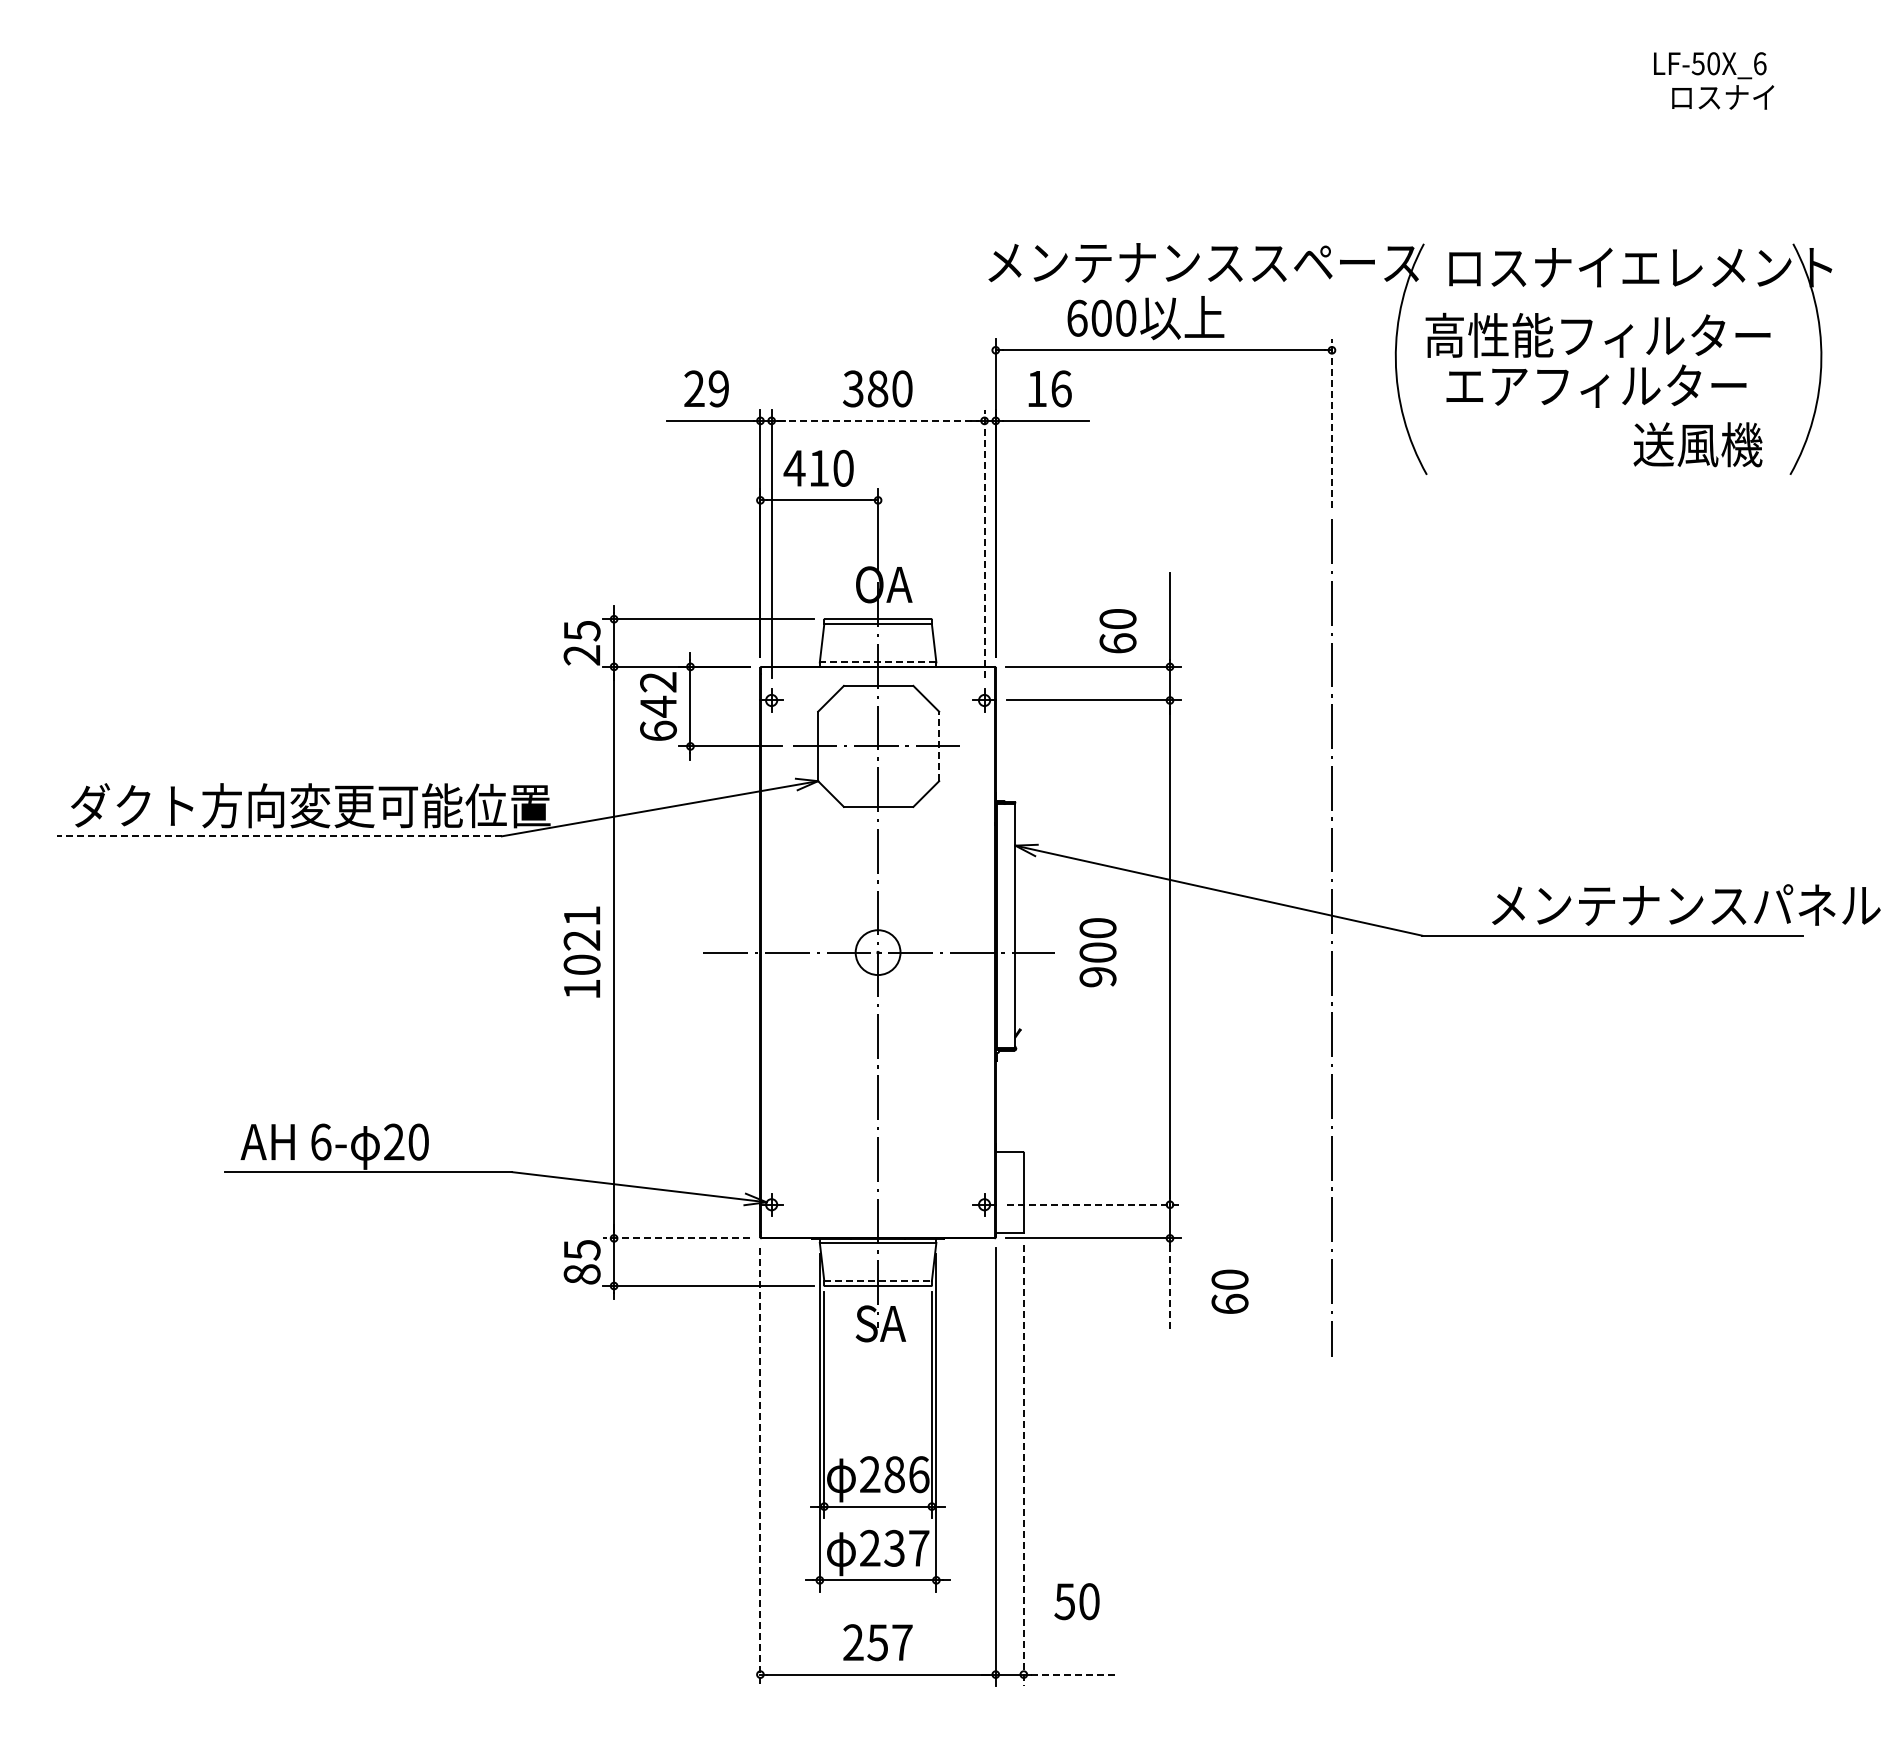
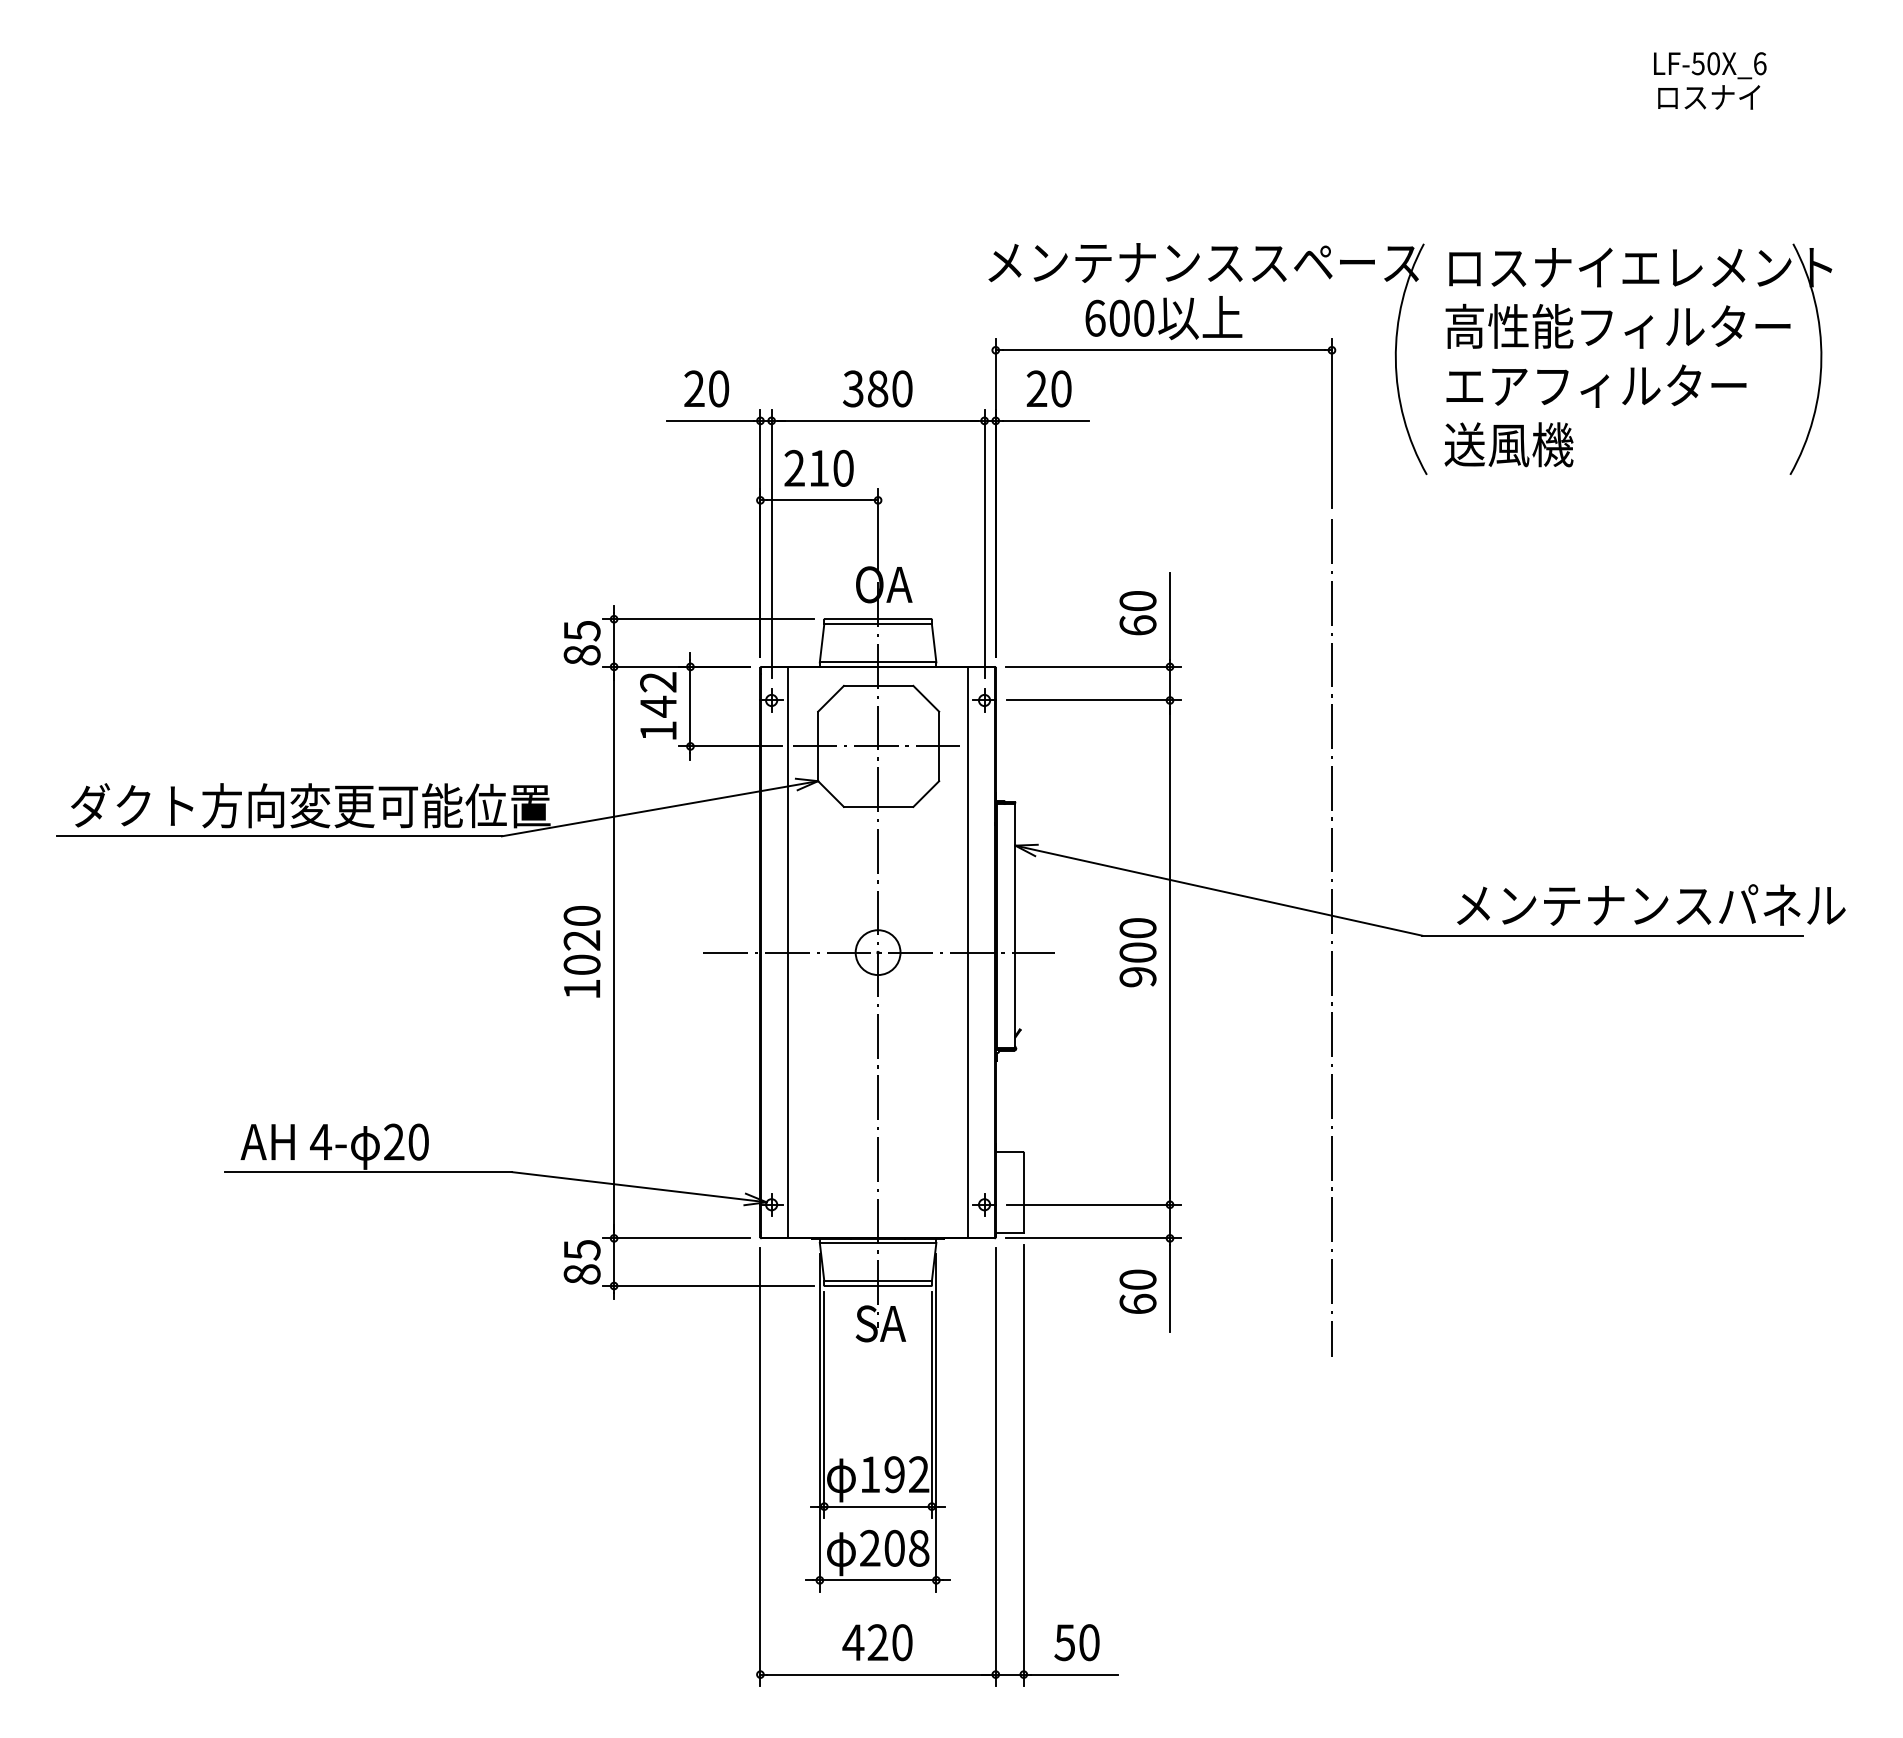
text position: (1723, 97) -> (1709, 97) (1709, 97)
text position: (1145, 318) -> (1163, 318) (1163, 318)
text position: (1597, 334) -> (1617, 325) (1617, 325)
text: 29 -> 20 (718, 388)
text: 16 -> 20 (1048, 388)
line: dashed -> solid (878, 420)
line: dashed -> solid (1331, 423)
text position: (1697, 444) -> (1508, 444) (1508, 444)
text: 410 -> 210 (794, 467)
line: dashed -> solid (984, 543)
text position: (1117, 631) -> (1137, 613) (1137, 613)
text: 25 -> 85 (581, 655)
line: dashed -> solid (877, 662)
text: 642 -> 142 (658, 730)
line: dashed -> solid (939, 746)
line: dashed -> solid (278, 836)
text position: (1686, 904) -> (1651, 904) (1651, 904)
text: 1021 -> 1020 (581, 915)
line: none -> present (788, 952)
line: none -> present (967, 952)
text position: (1097, 952) -> (1137, 952) (1137, 952)
text: 6- -> 4- (321, 1141)
line: dashed -> solid (1094, 1204)
line: dashed -> solid (676, 1238)
line: dashed -> solid (878, 1281)
line: dashed -> solid (1170, 1289)
text position: (1229, 1291) -> (1137, 1291) (1137, 1291)
line: dashed -> solid (1023, 1465)
line: dashed -> solid (760, 1467)
text: 286 -> 192 (894, 1474)
text: 237 -> 208 (906, 1548)
text position: (1076, 1601) -> (1076, 1642) (1076, 1642)
text: 257 -> 420 (877, 1642)
line: dashed -> solid (1074, 1674)
